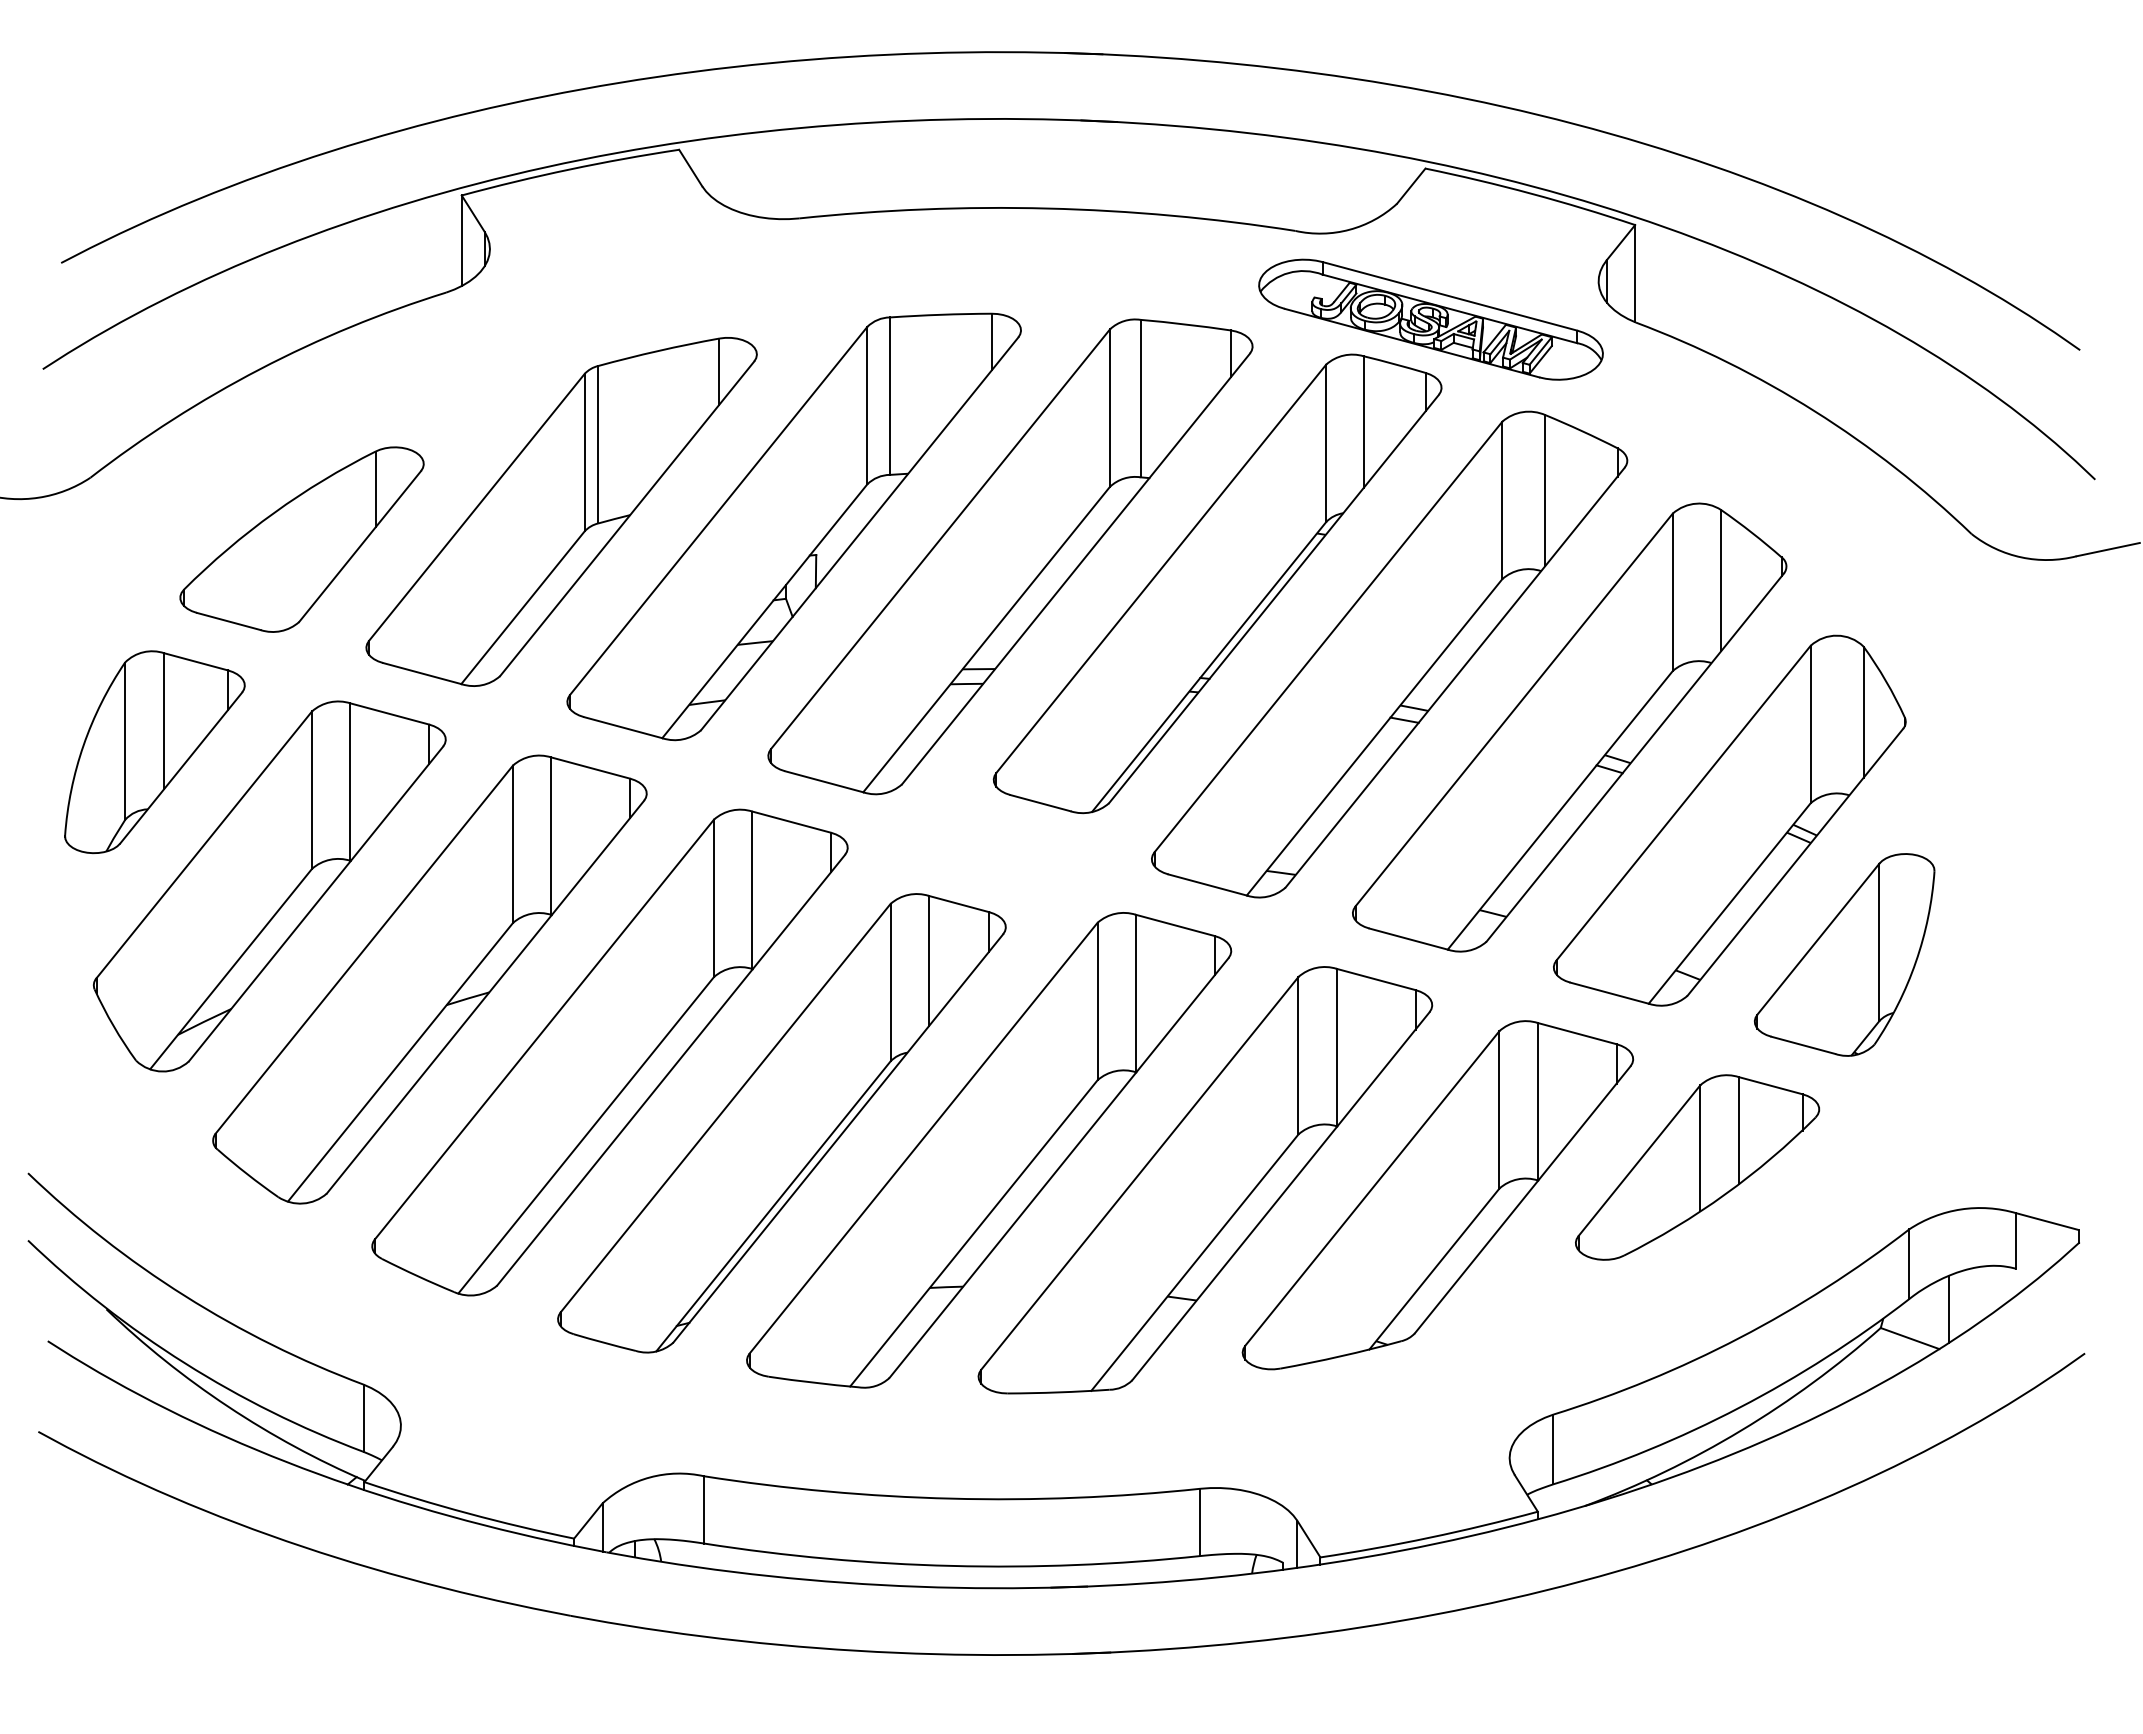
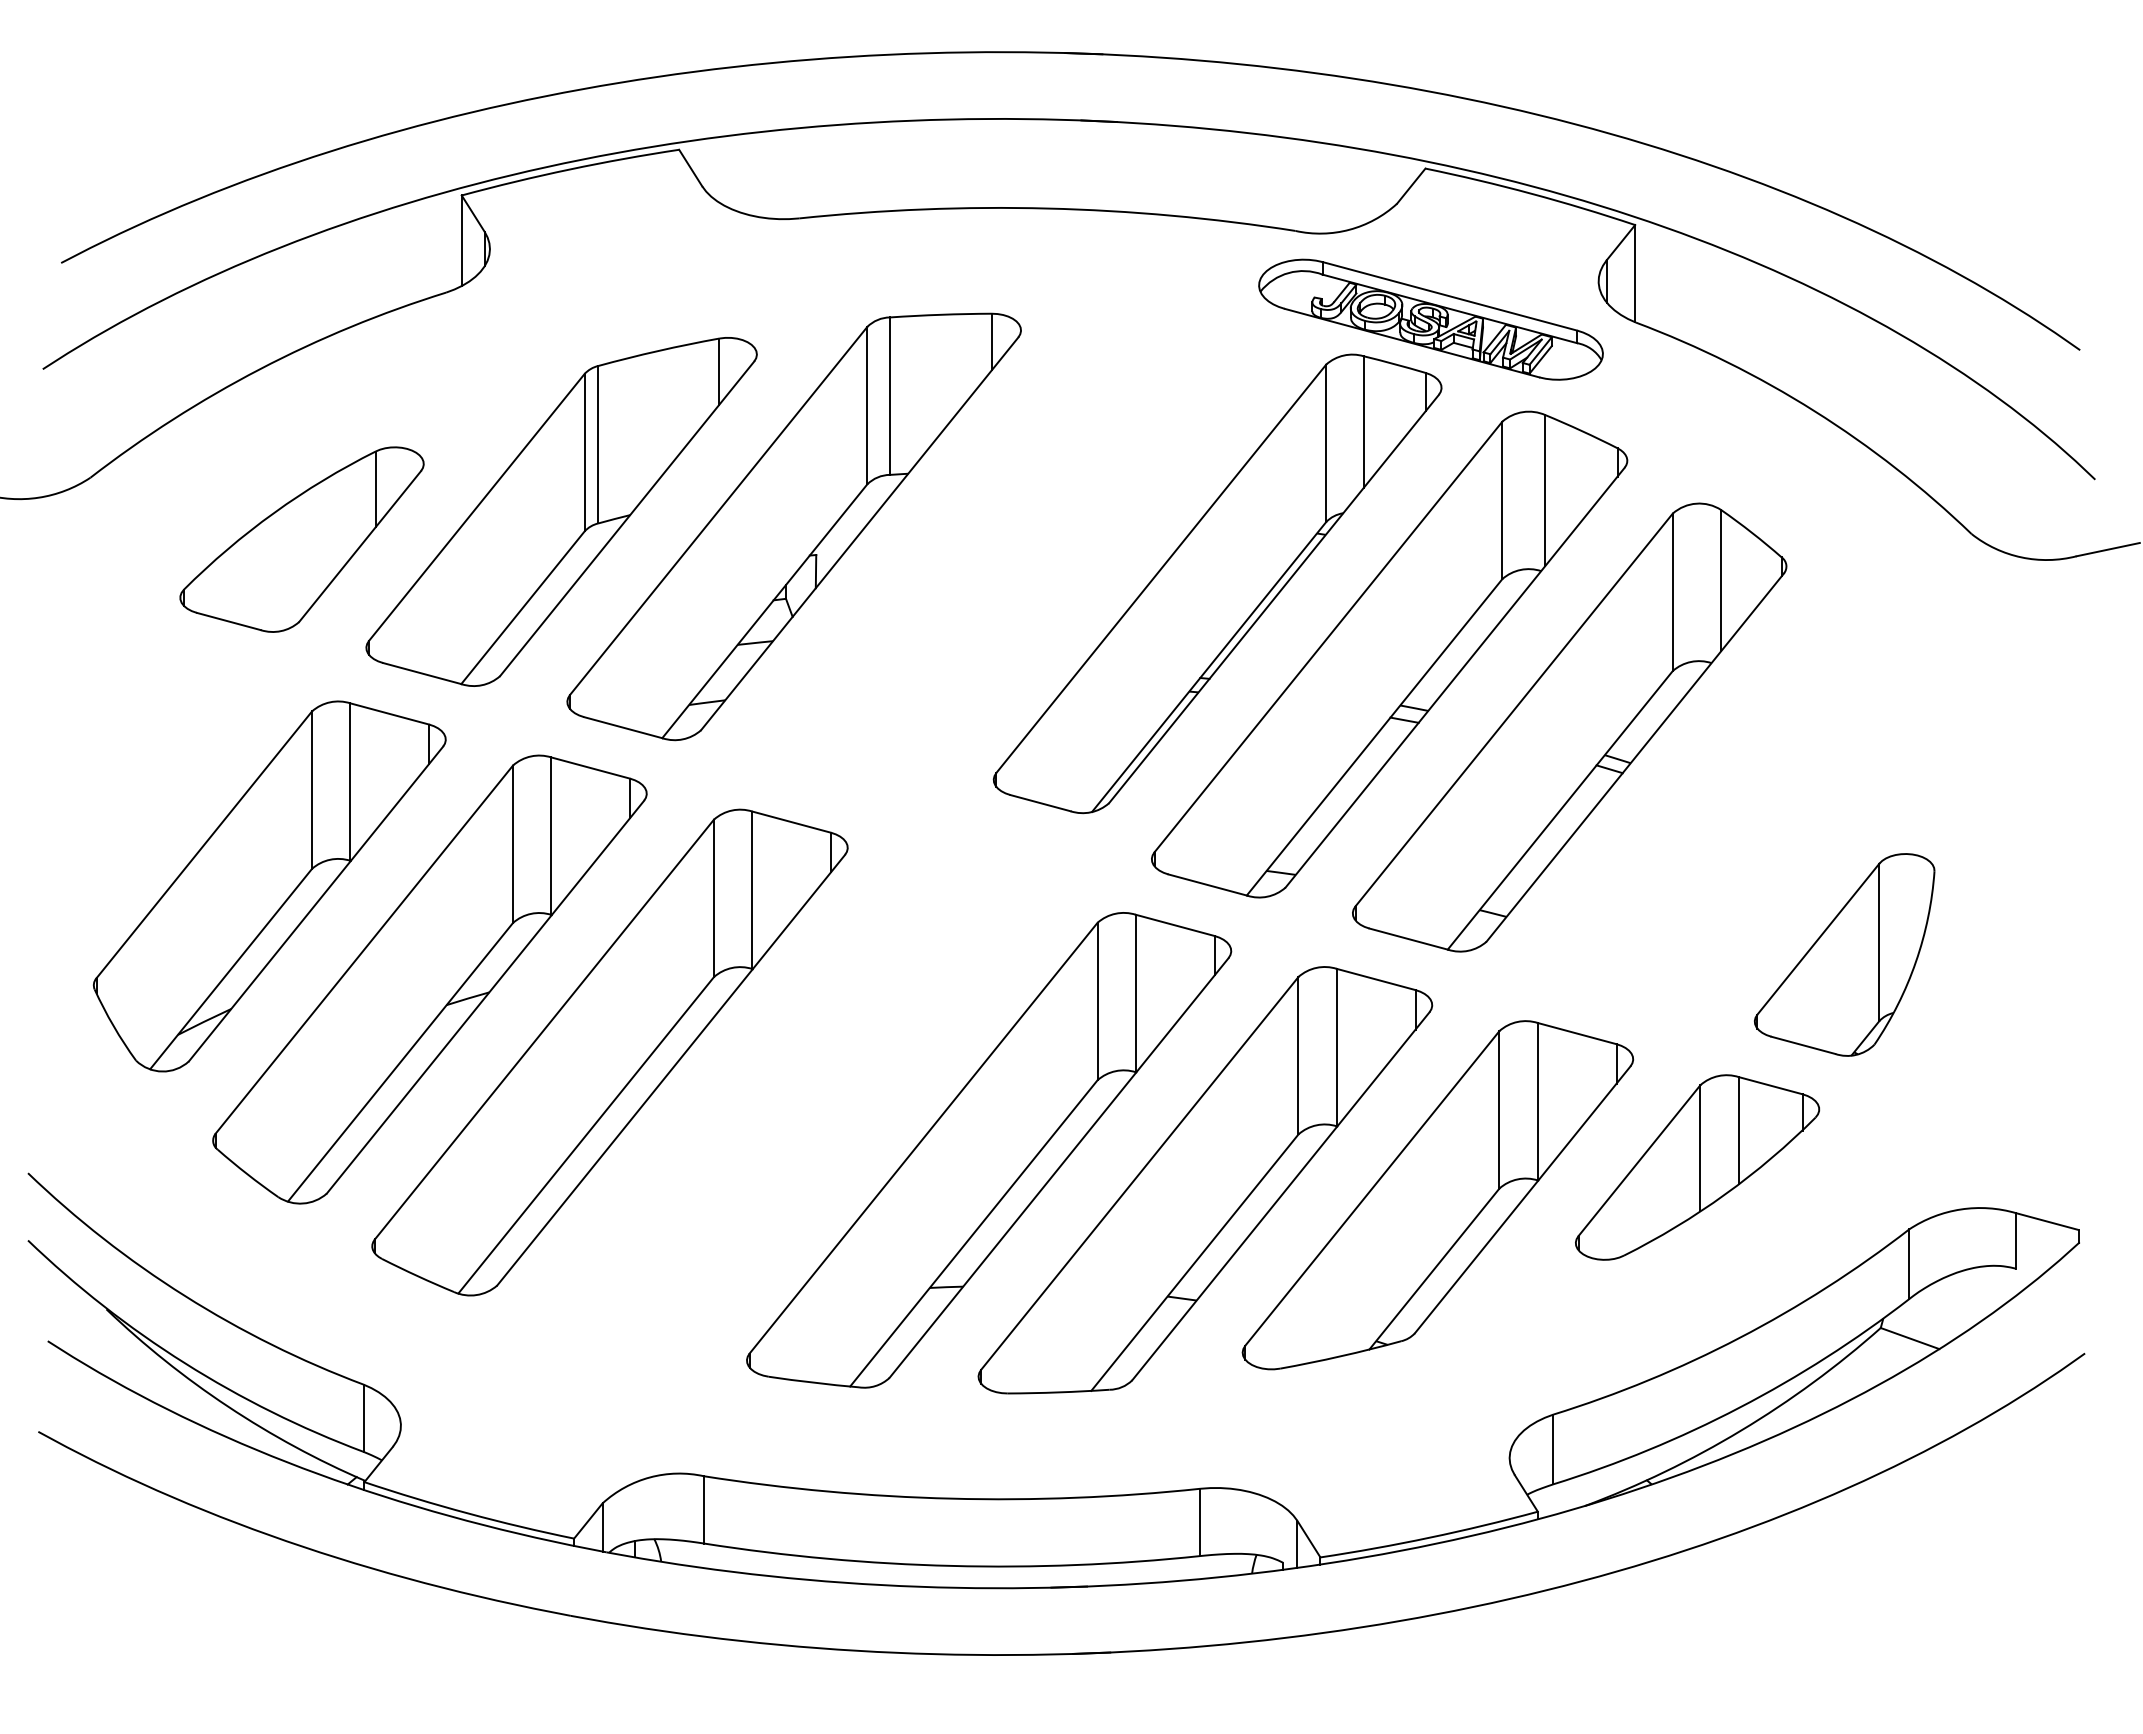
part: present -> none (1010, 556)
part: present -> none (154, 752)
part: present -> none (1729, 820)
part: present -> none (781, 1123)
line: present -> none (1948, 1309)
